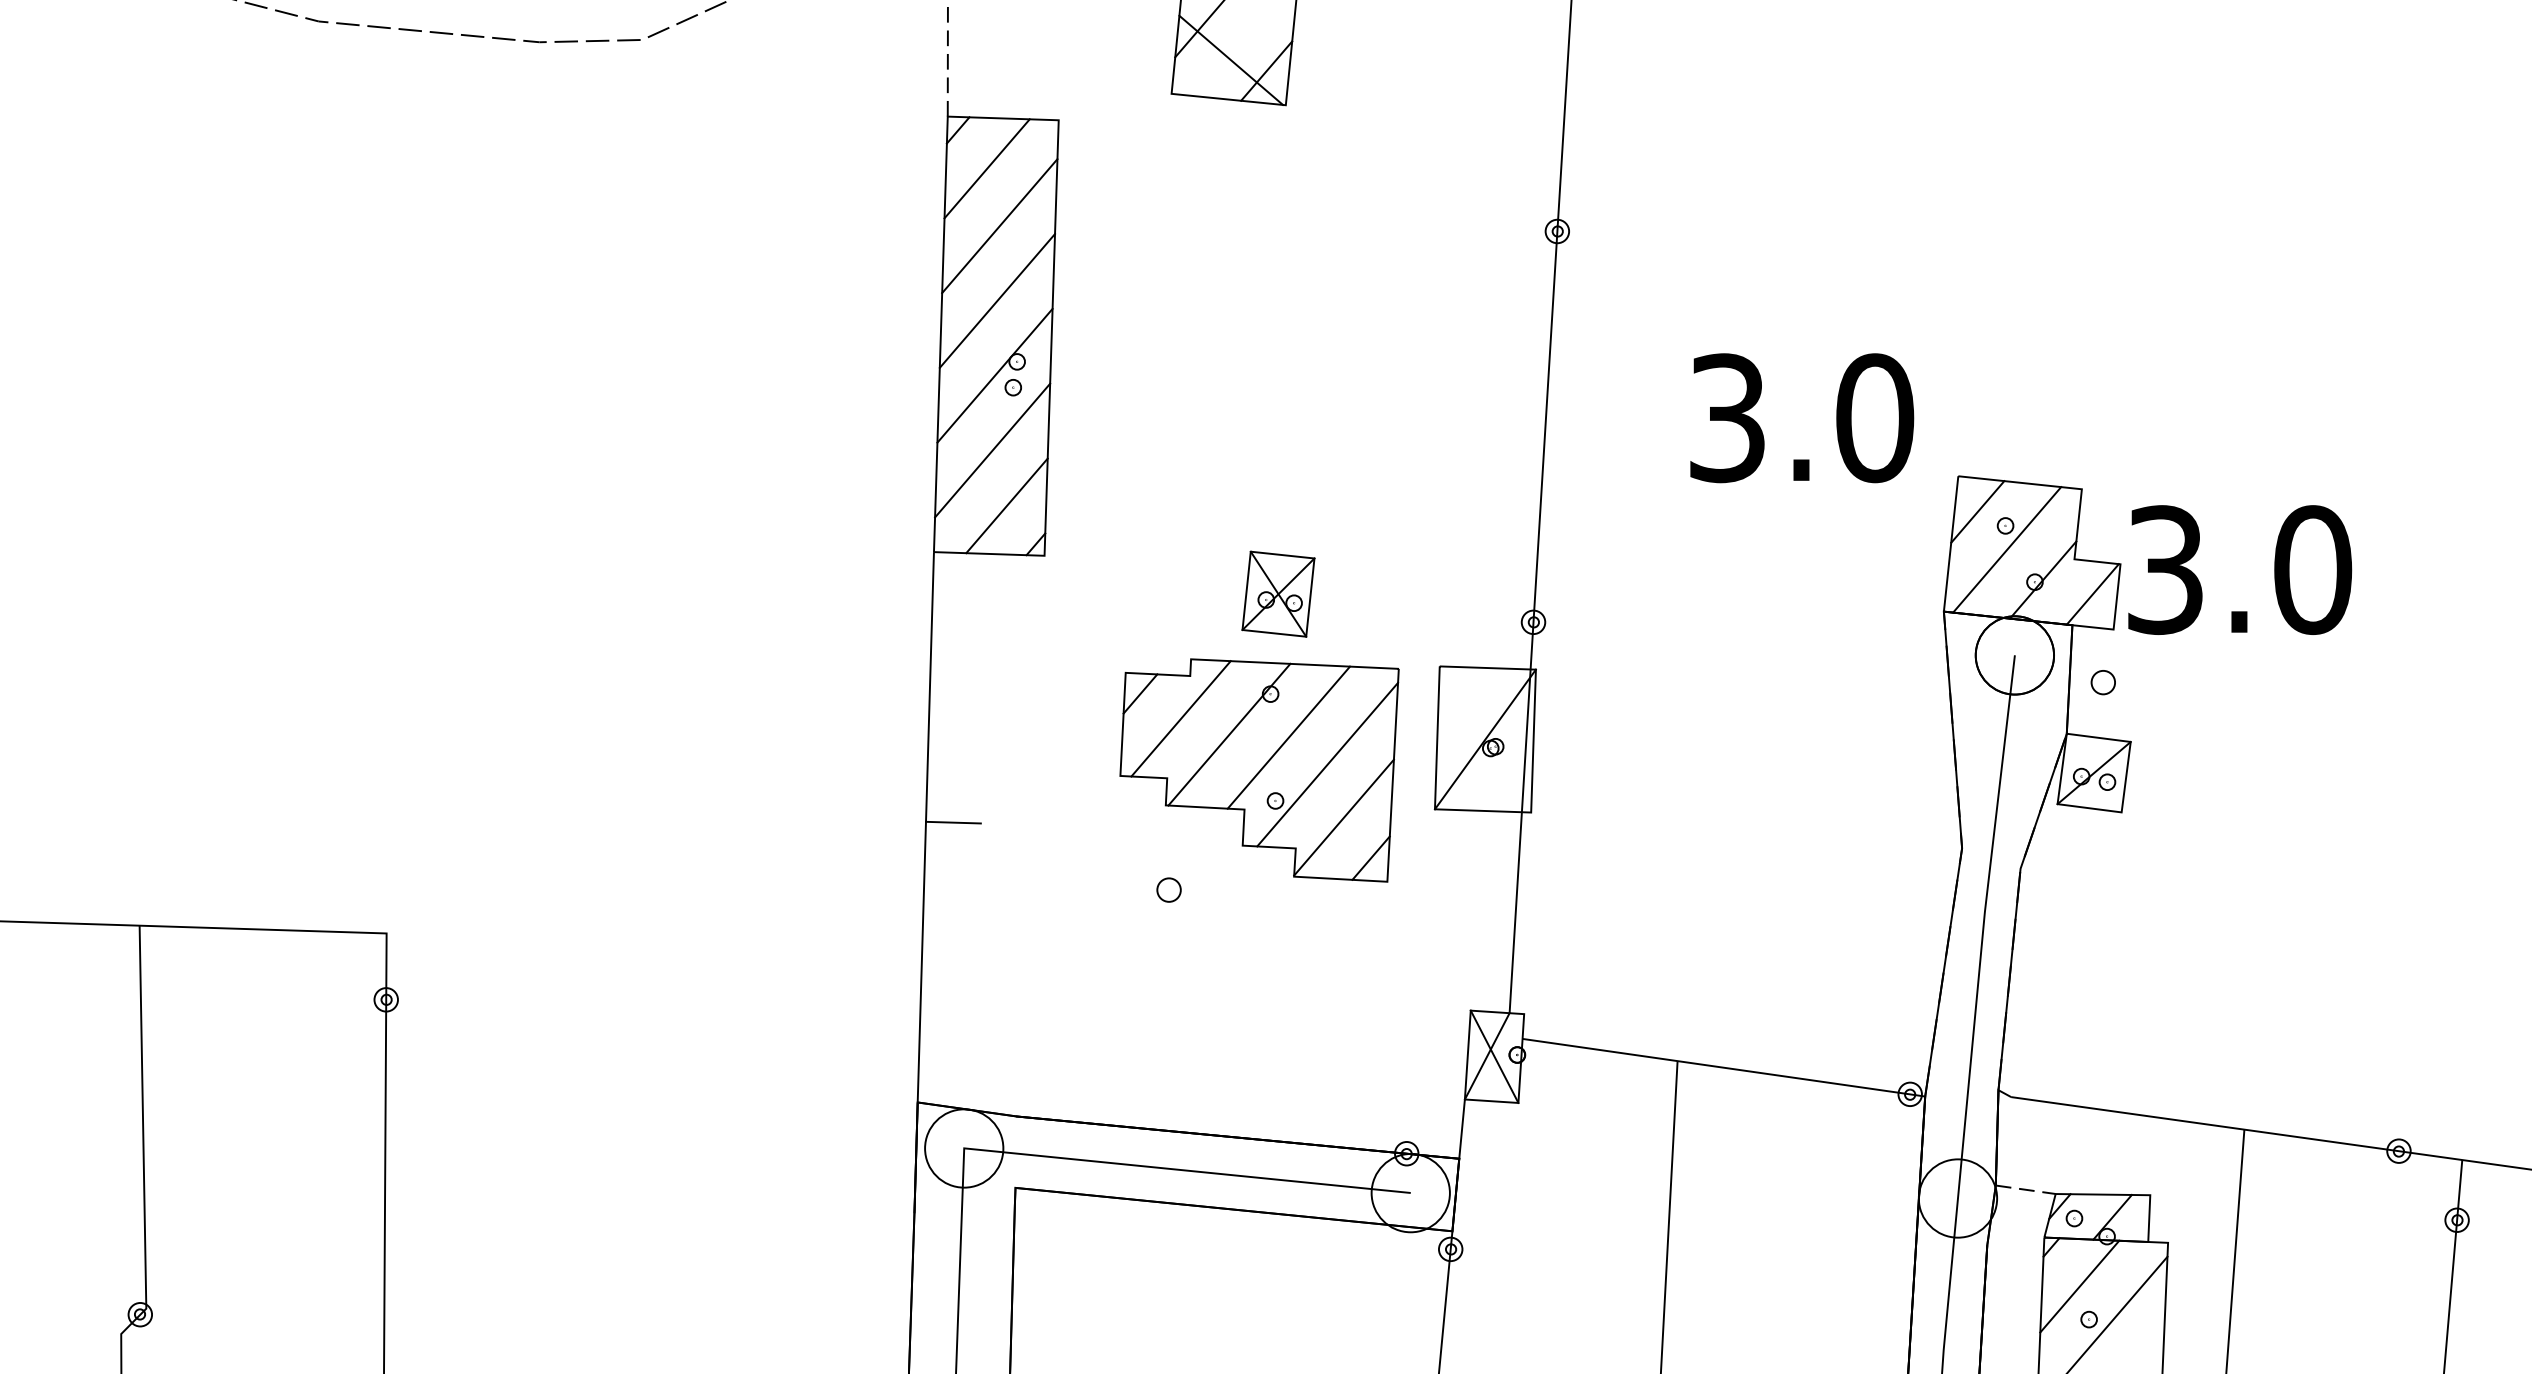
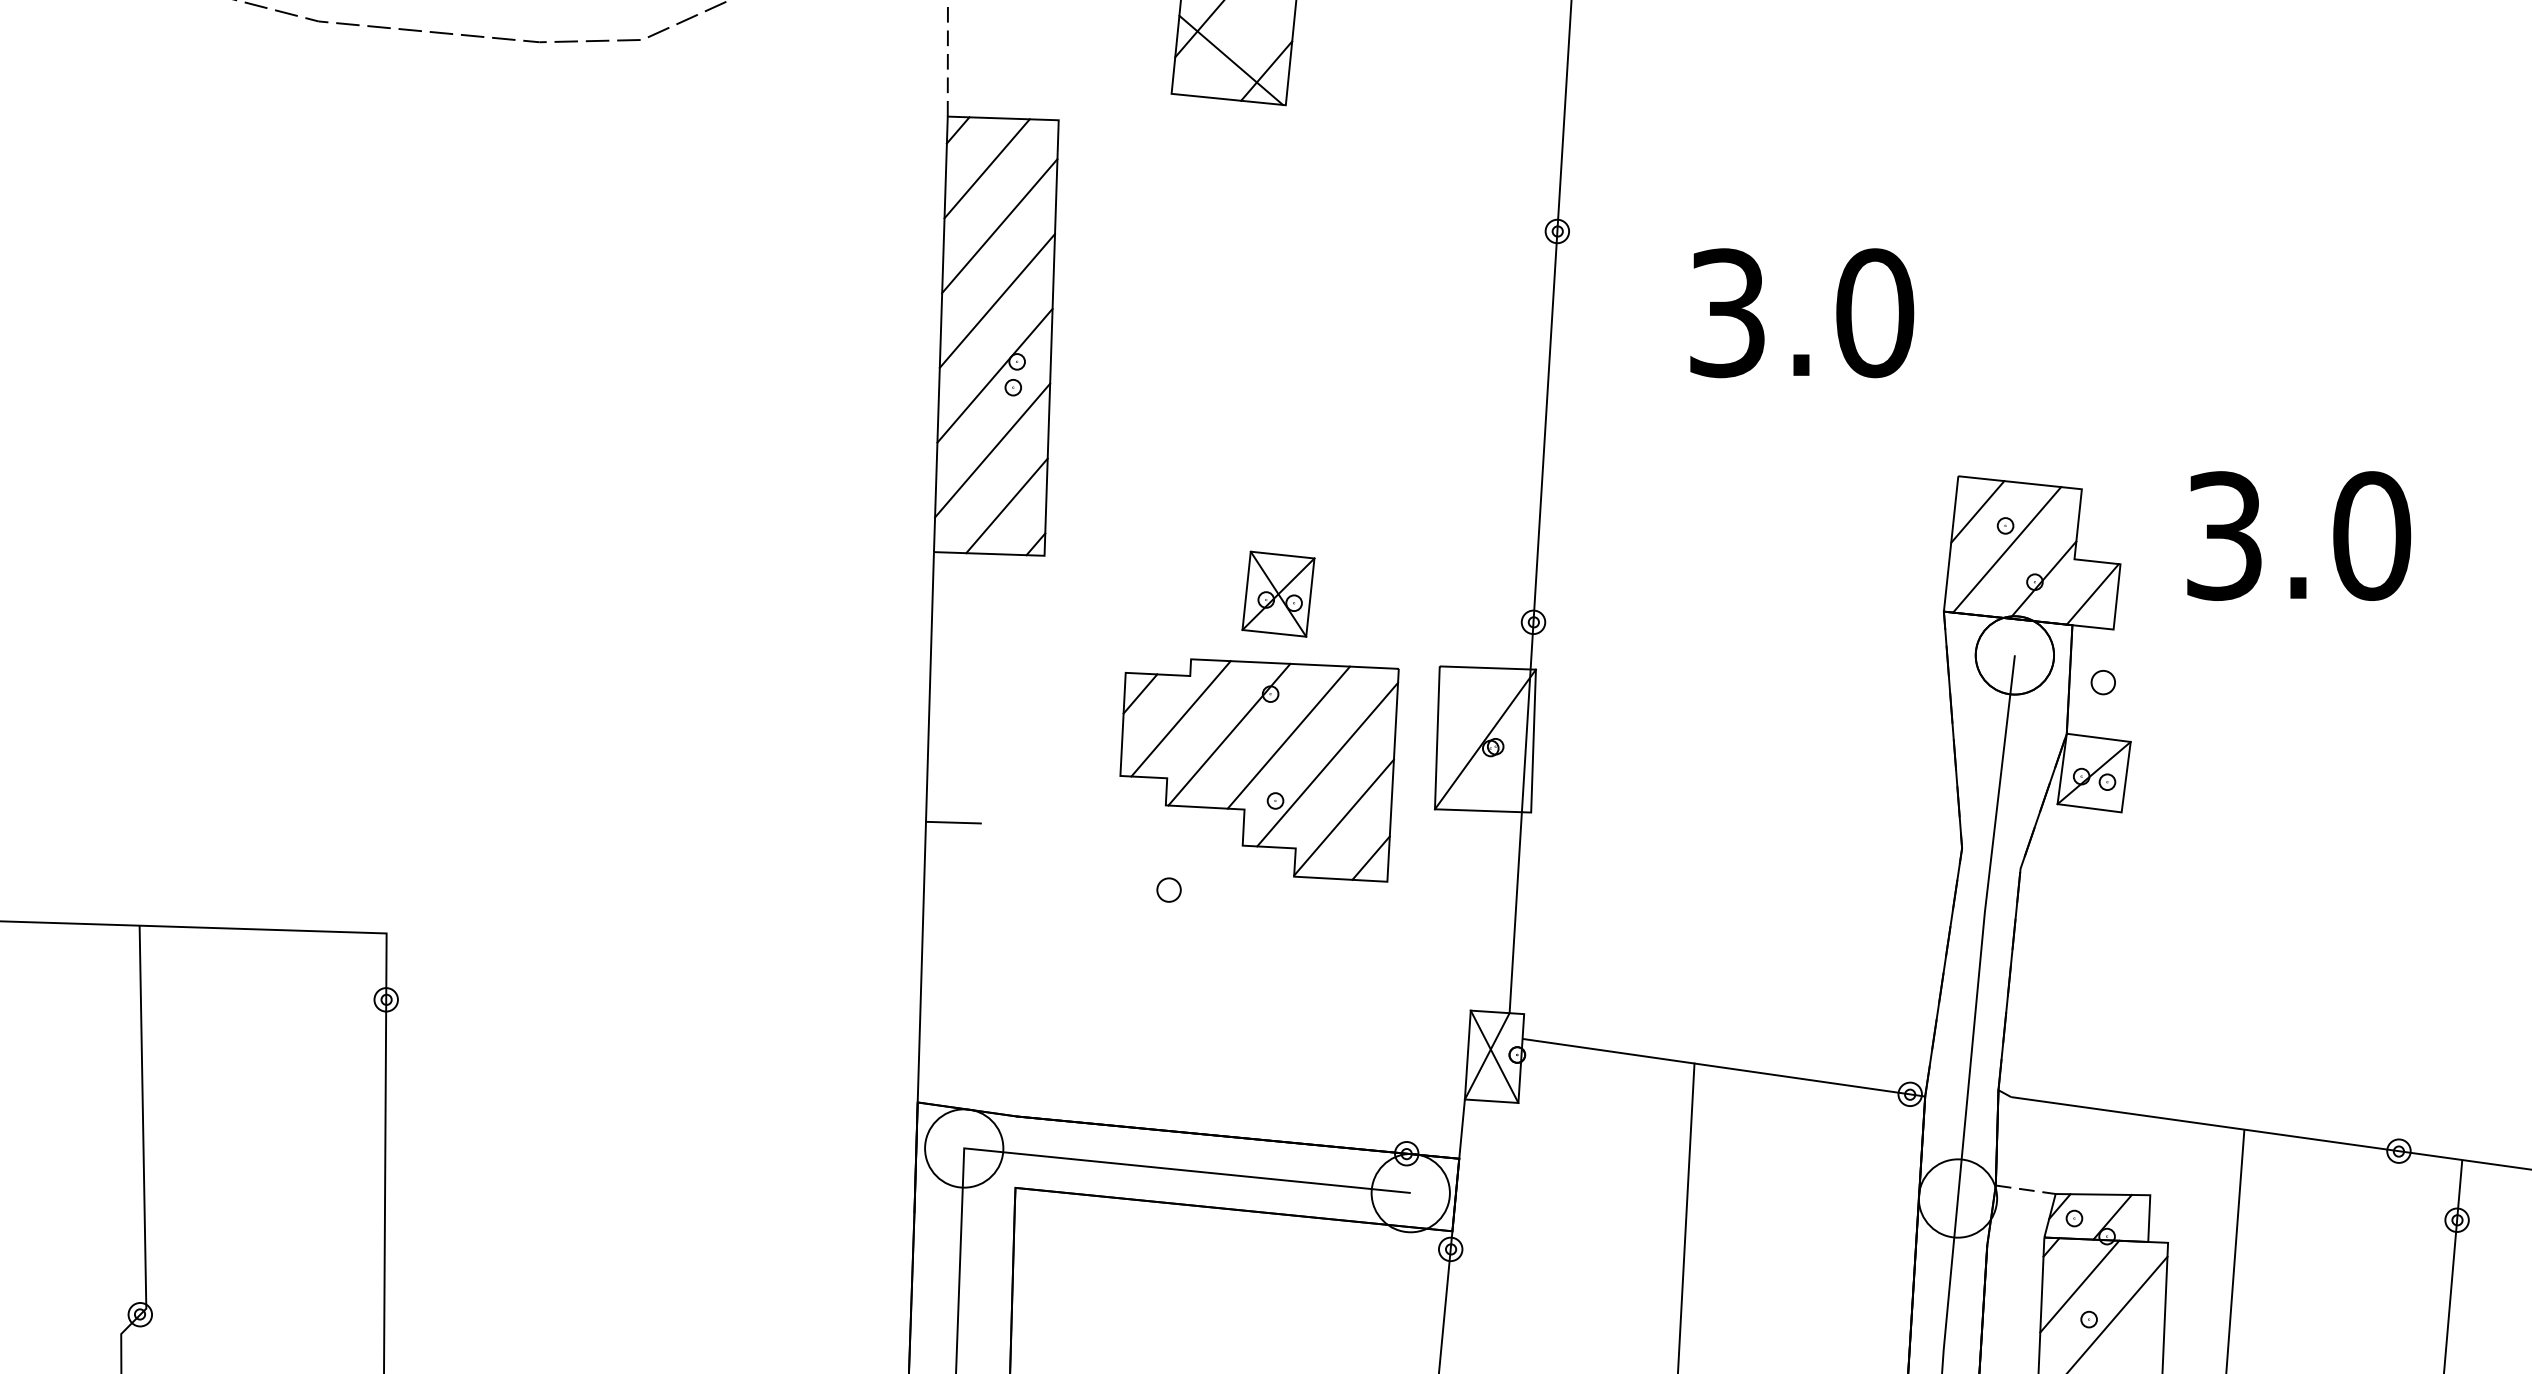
text position: (1802, 418) -> (1802, 313) (1802, 313)
text position: (2240, 569) -> (2299, 535) (2299, 535)
line position: (1669, 1216) -> (1686, 1216) (1686, 1216)
